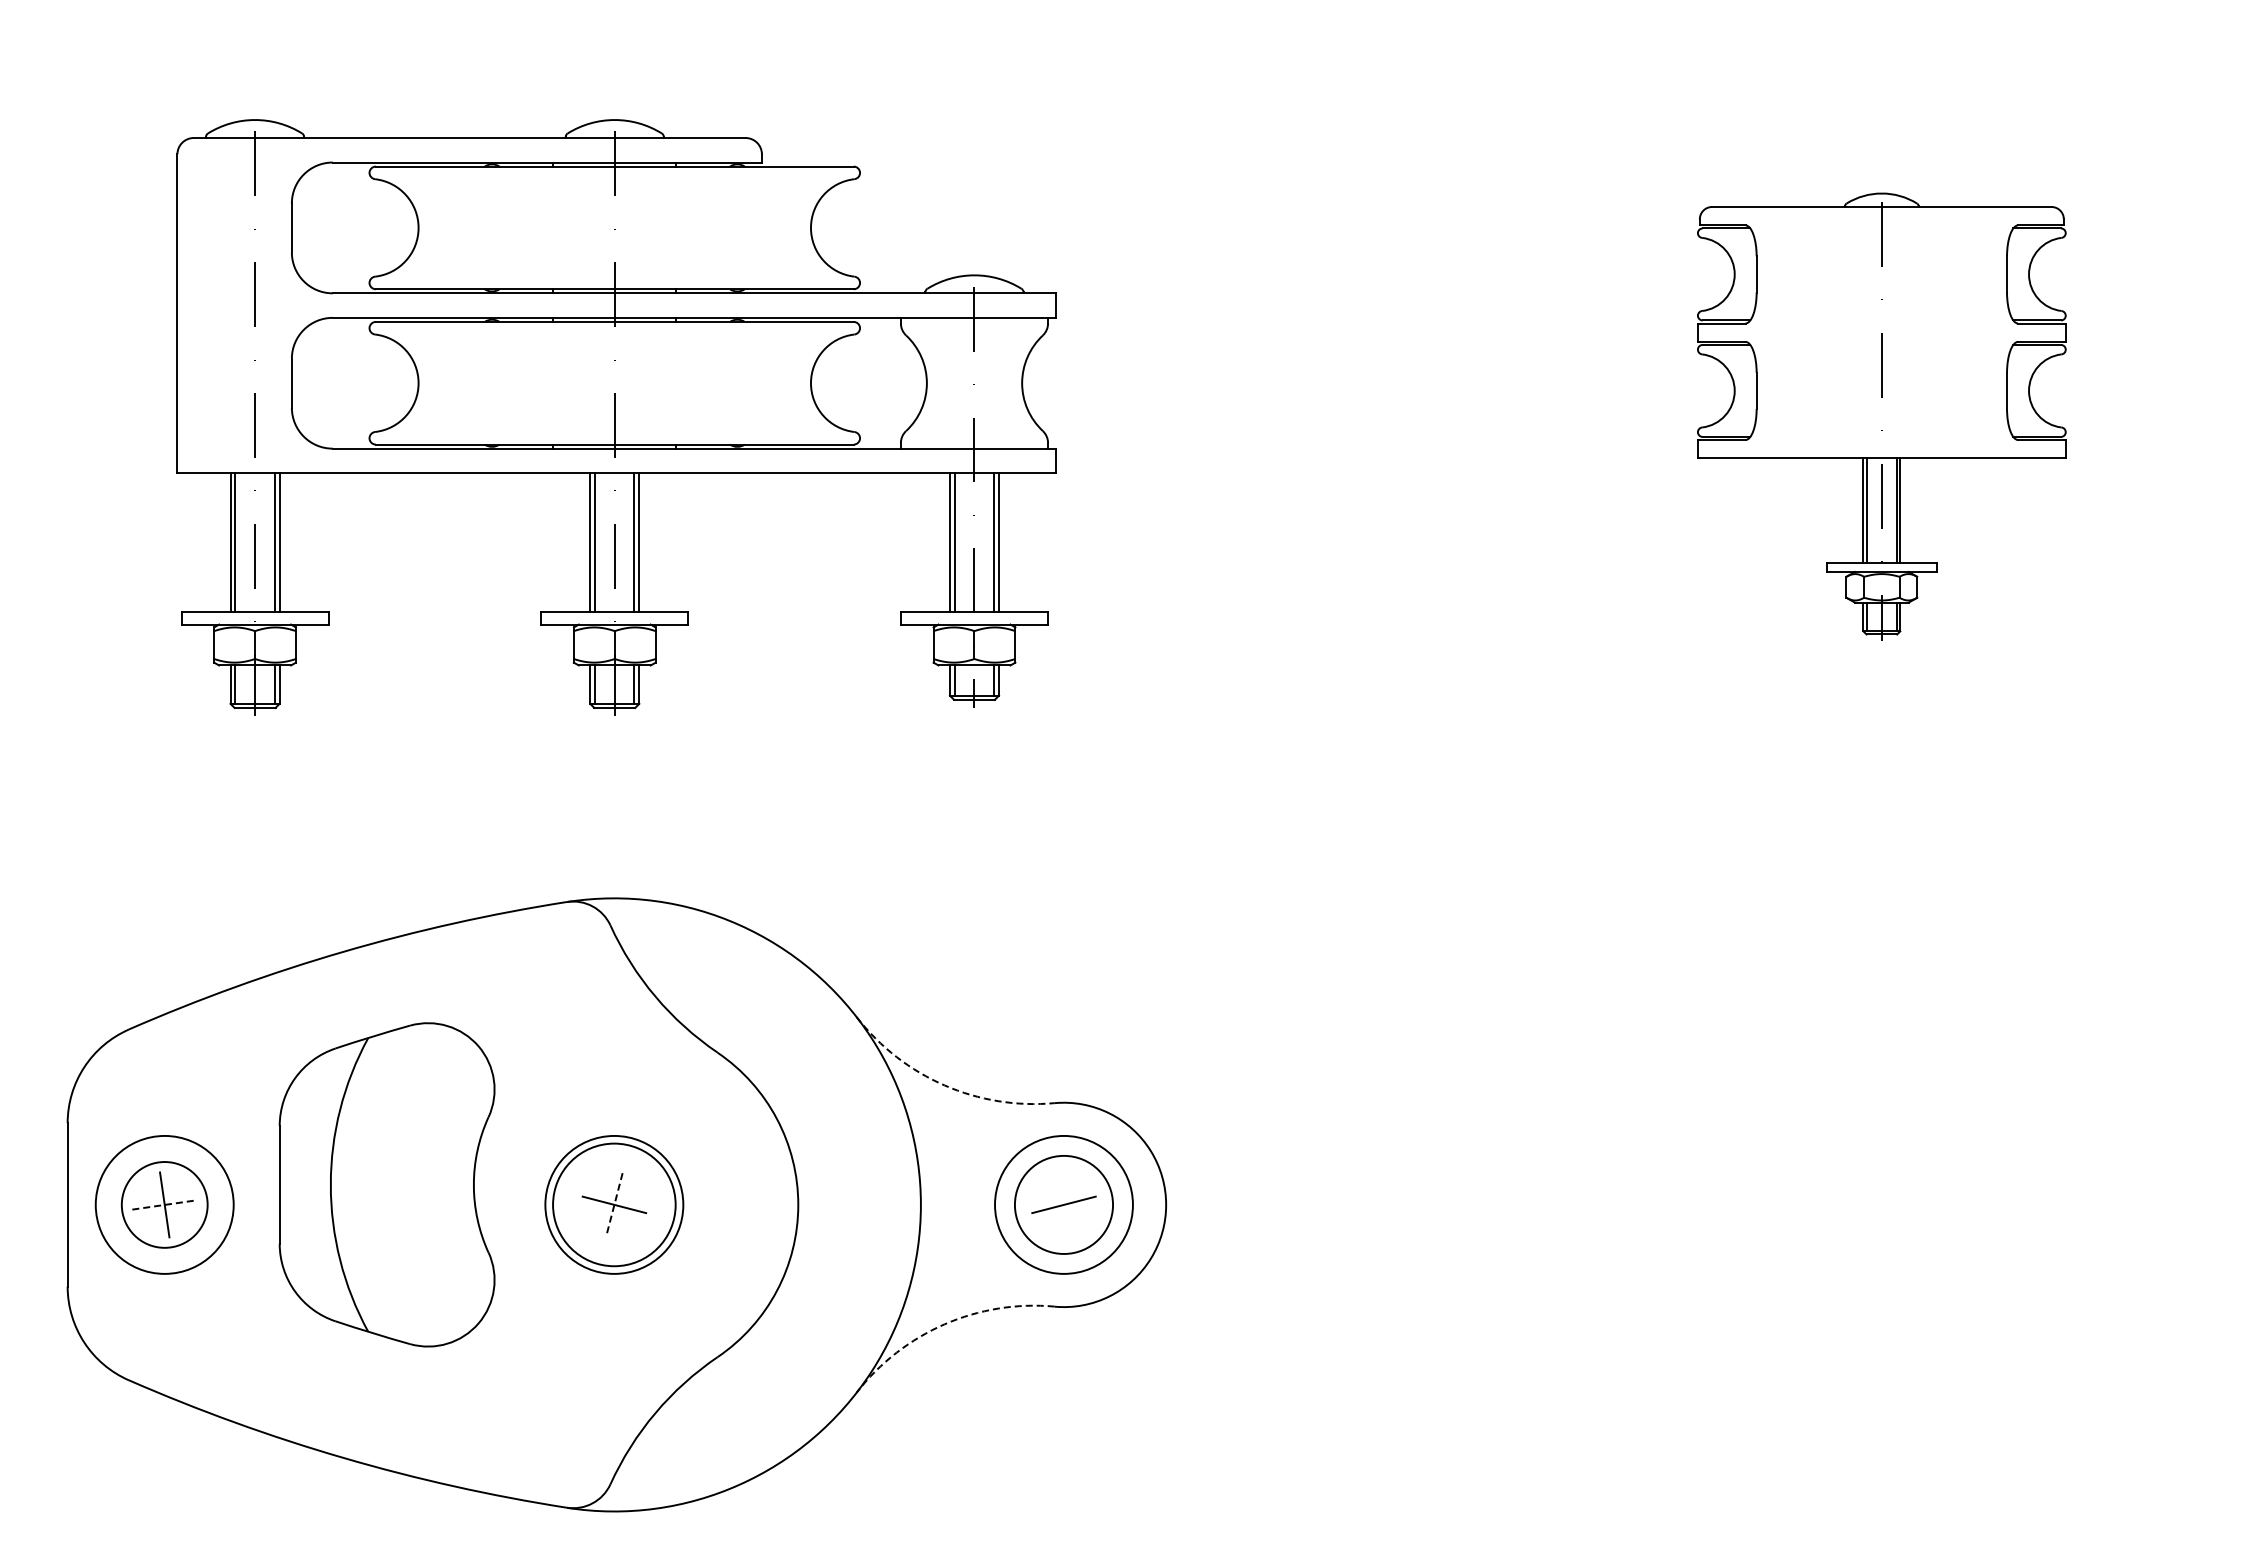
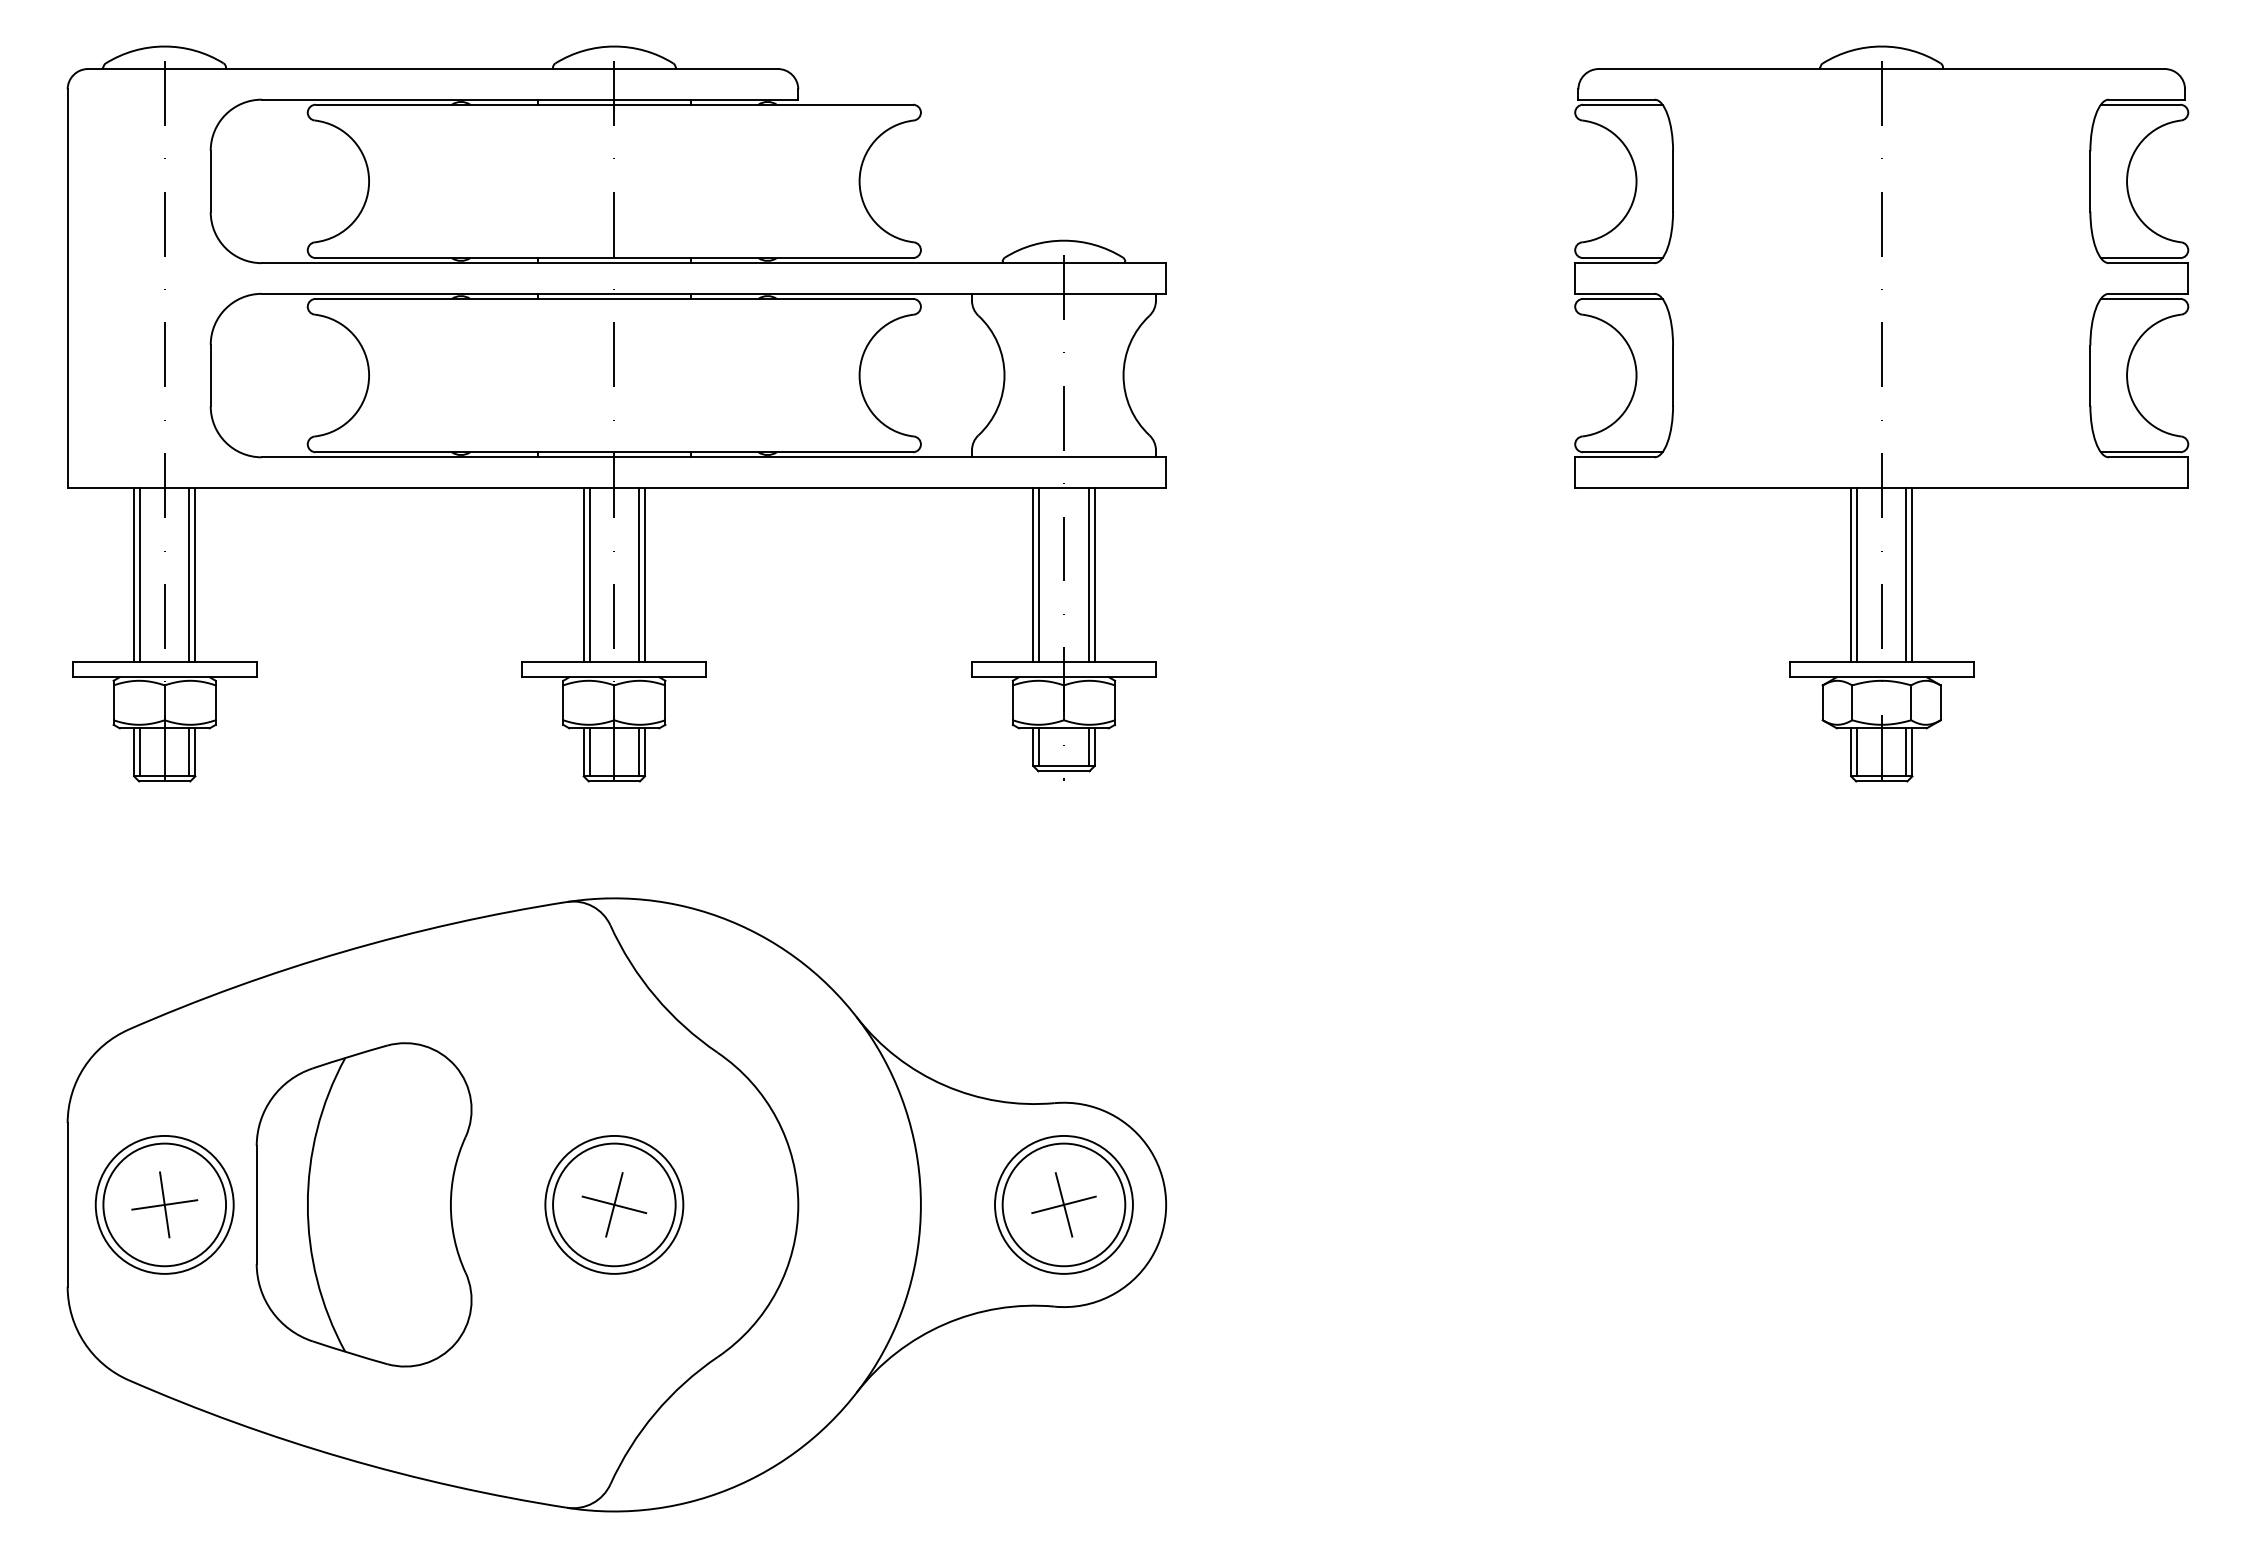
part size: 370x449 px -> 616x738 px (1881, 413)
part size: 881x597 px -> 1101x738 px (616, 413)
arc: dashed -> solid (944, 1085)
part position: (386, 1184) -> (363, 1204) (363, 1204)
circle diameter: 86 px -> 123 px (164, 1204)
line: dashed -> solid (164, 1204)
line: dashed -> solid (614, 1204)
circle diameter: 98 px -> 123 px (1063, 1204)
line: none -> present (1063, 1204)
arc: dashed -> solid (944, 1324)
